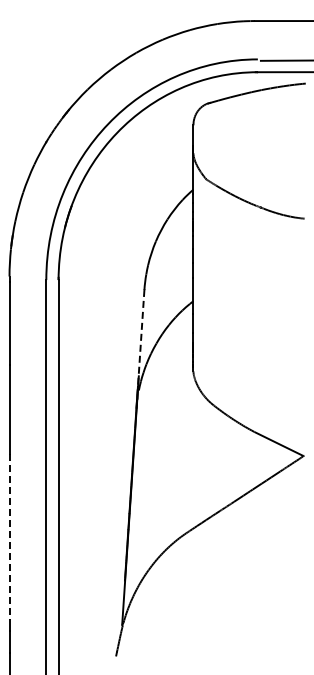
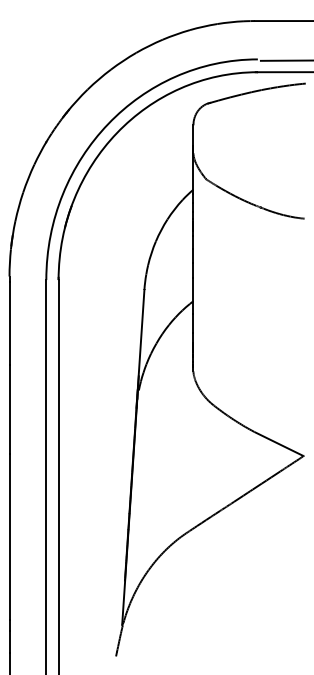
line: dashed -> solid (141, 338)
line: dashed -> solid (9, 536)
